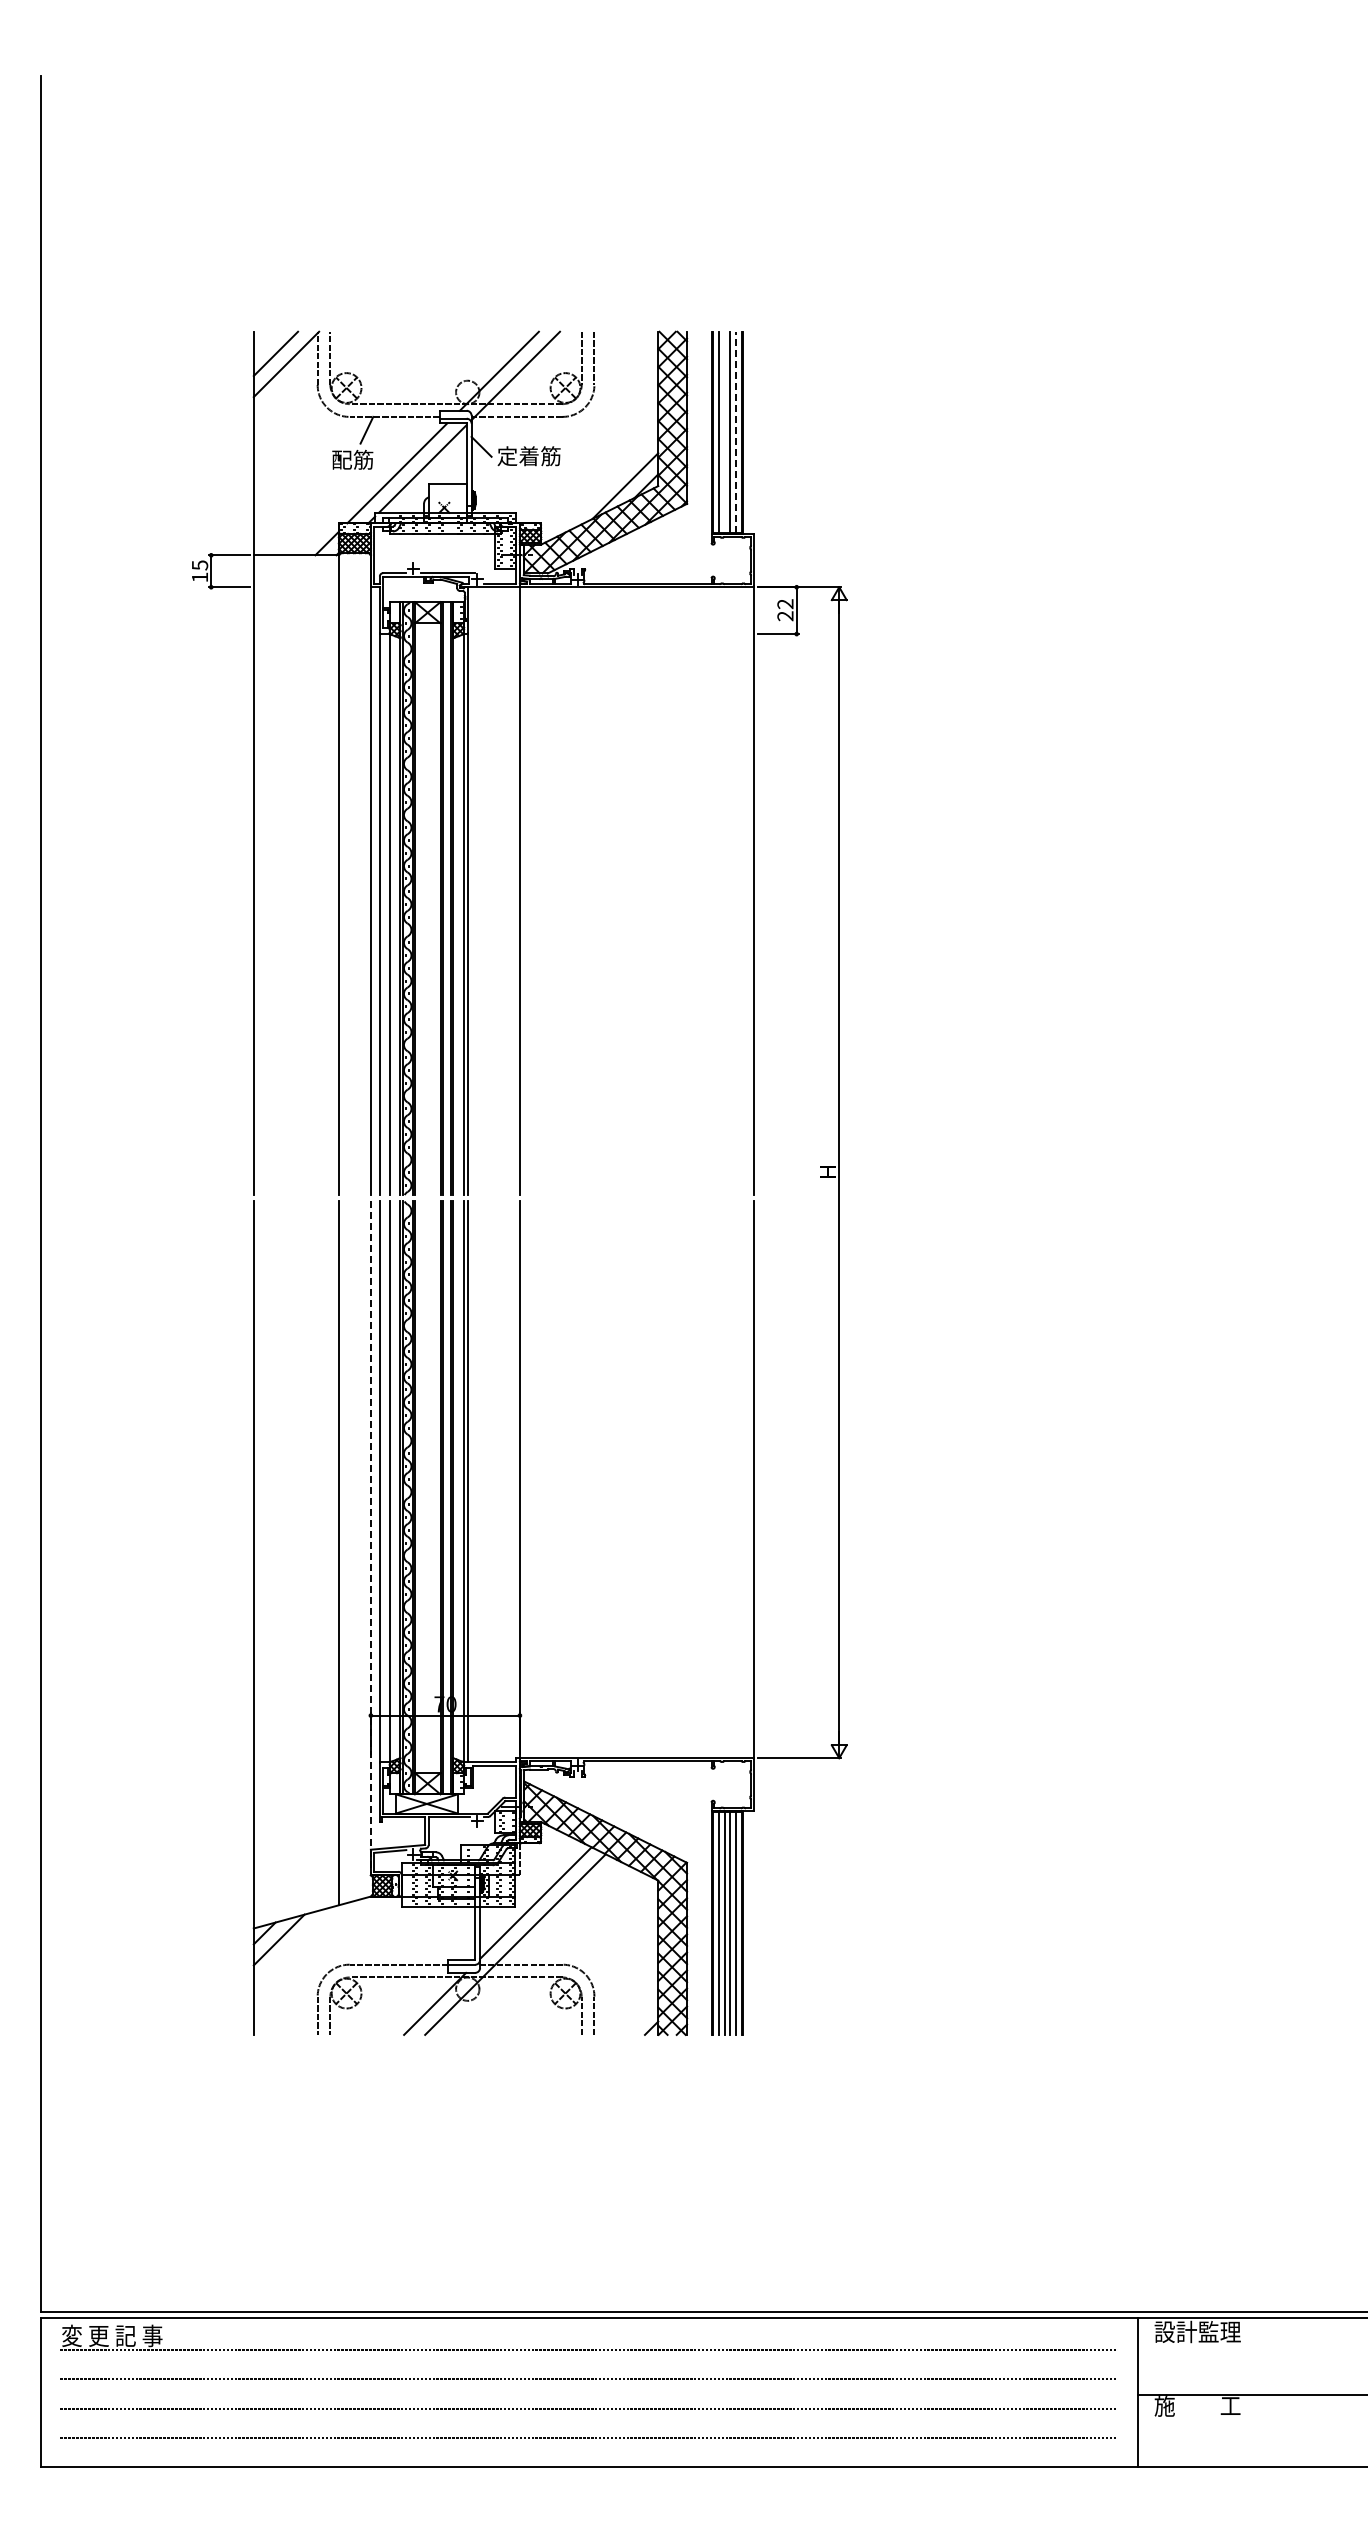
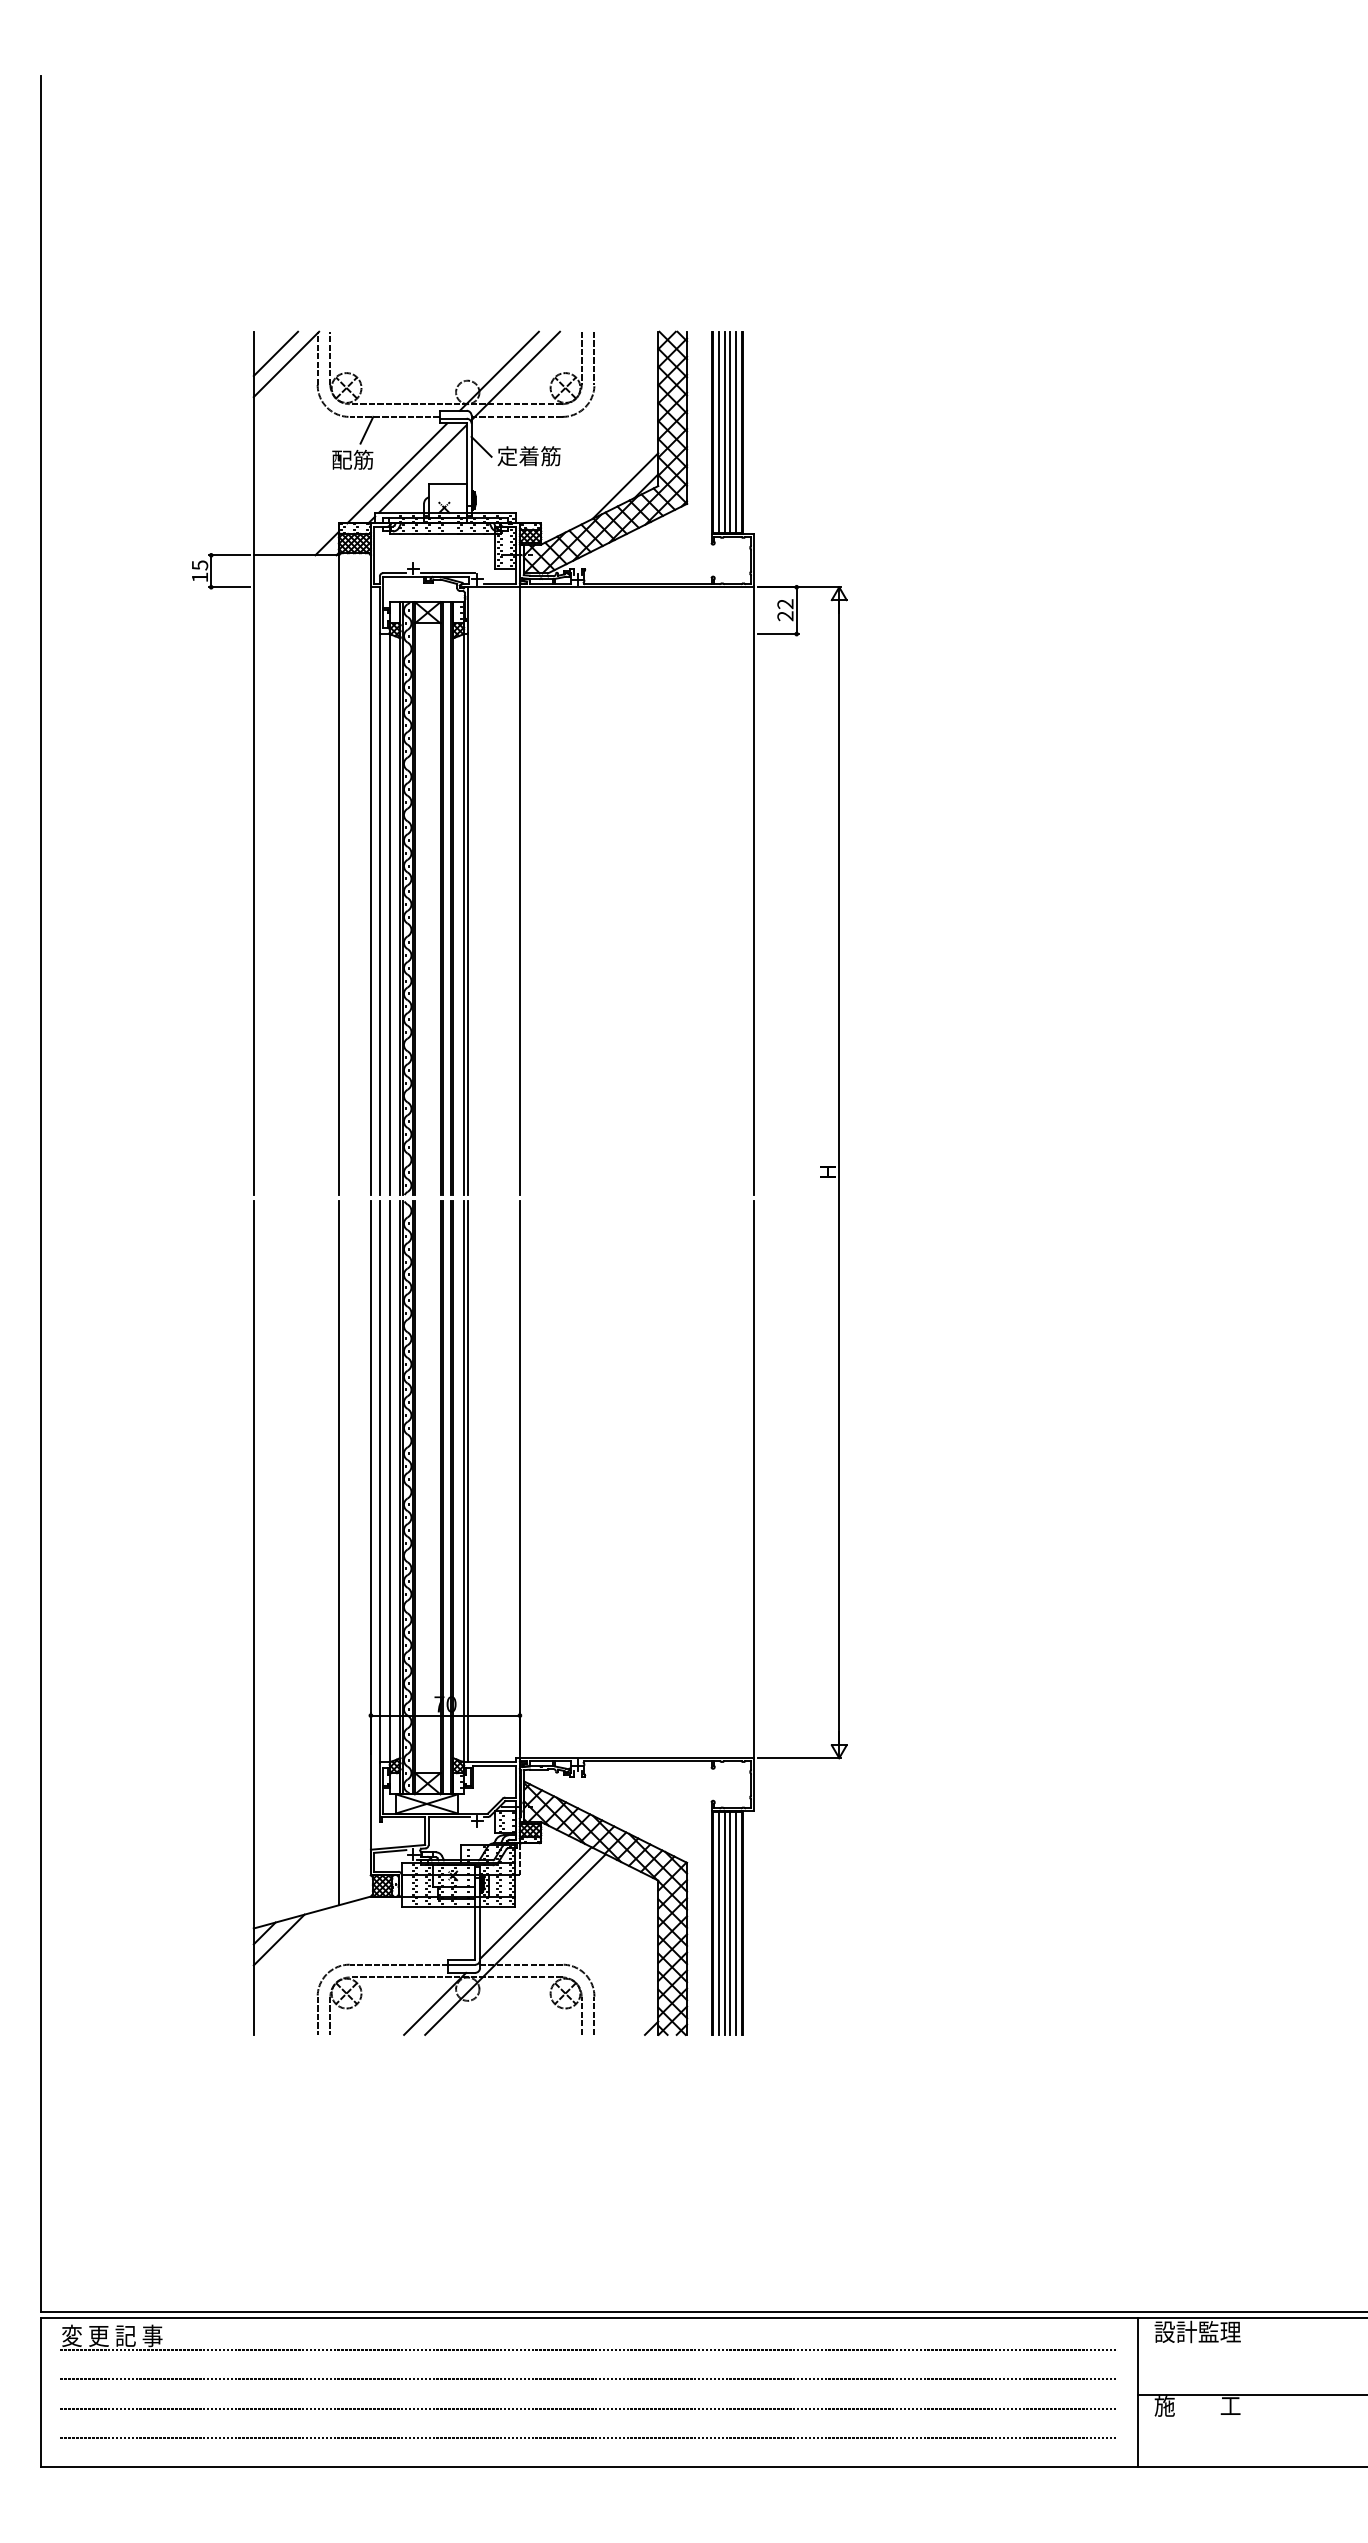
line: none -> present (724, 431)
line: dashed -> solid (736, 432)
line: dashed -> solid (370, 1538)
